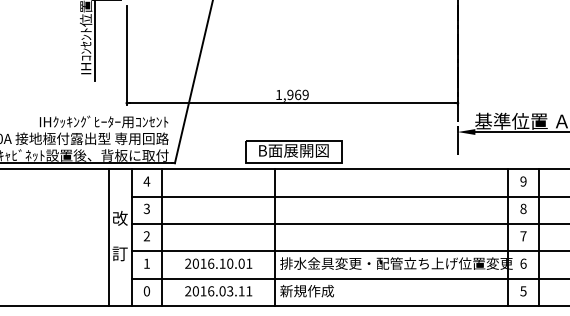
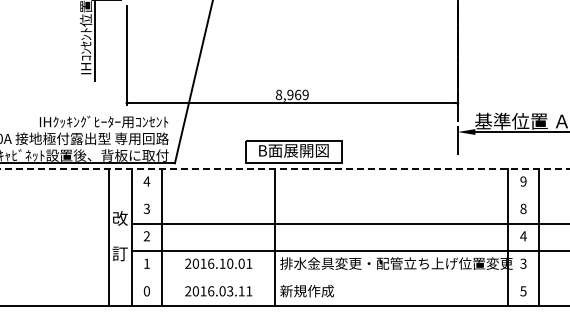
text: 1,969 -> 8,969 (278, 94)
line: solid -> dashed (285, 169)
line: present -> none (348, 196)
text: 7 -> 4 (523, 236)
text: 6 -> 3 (523, 263)
line: present -> none (348, 278)
